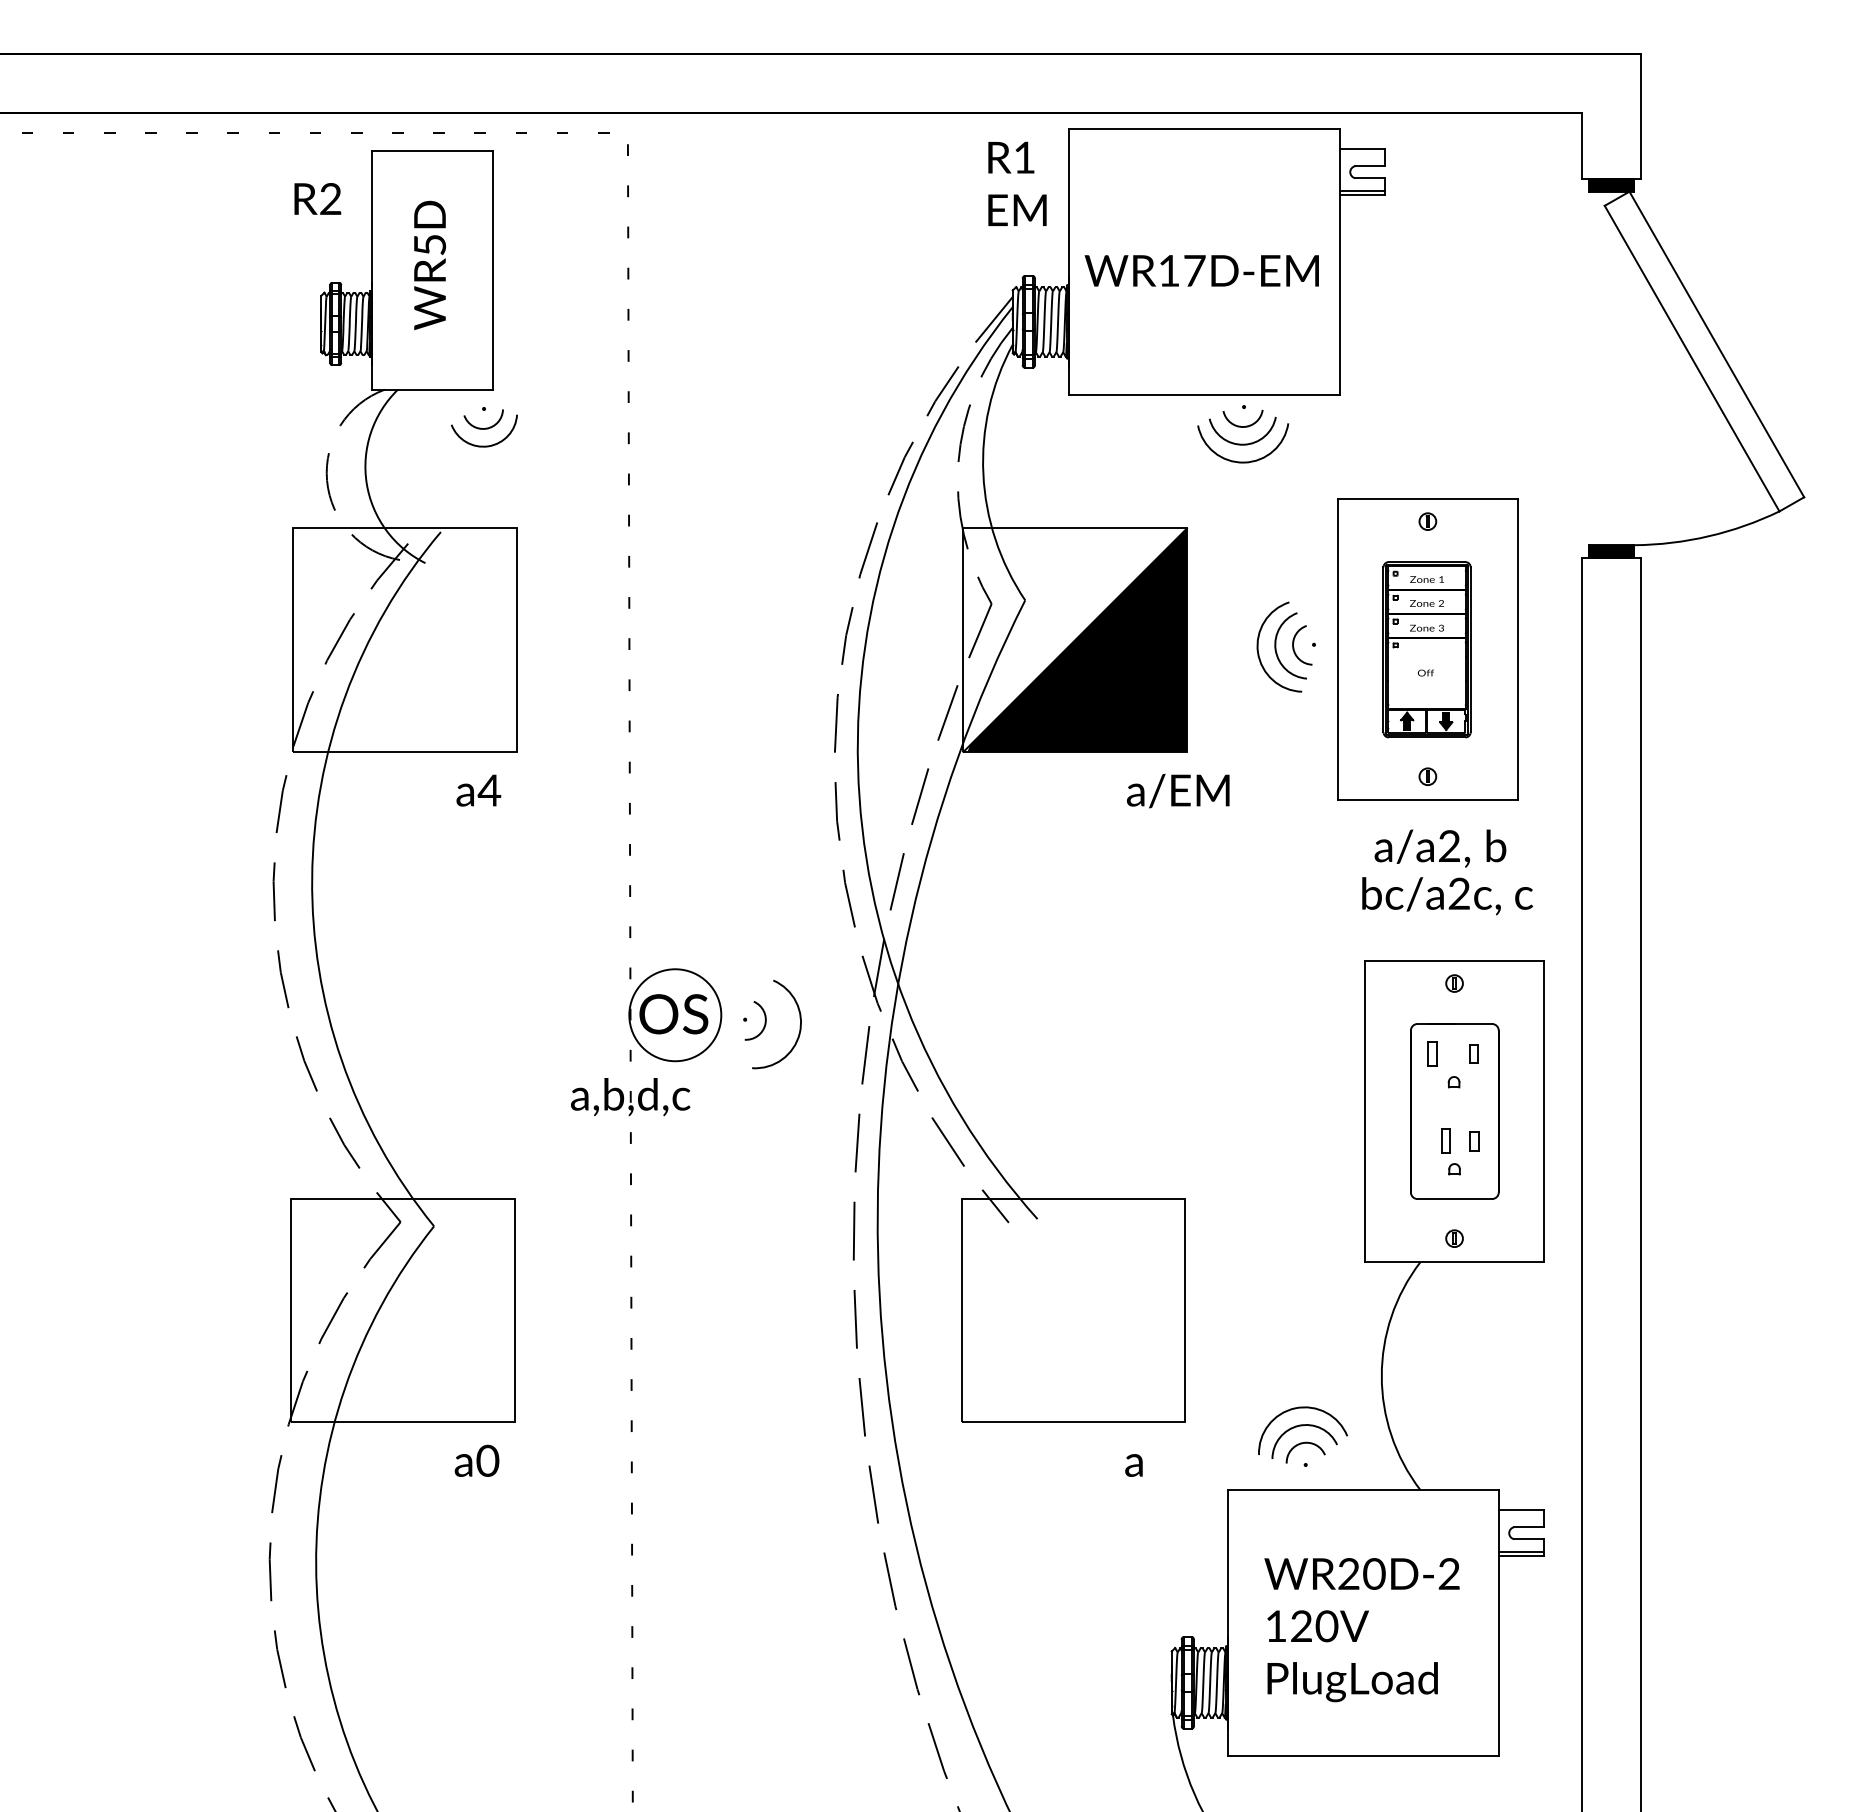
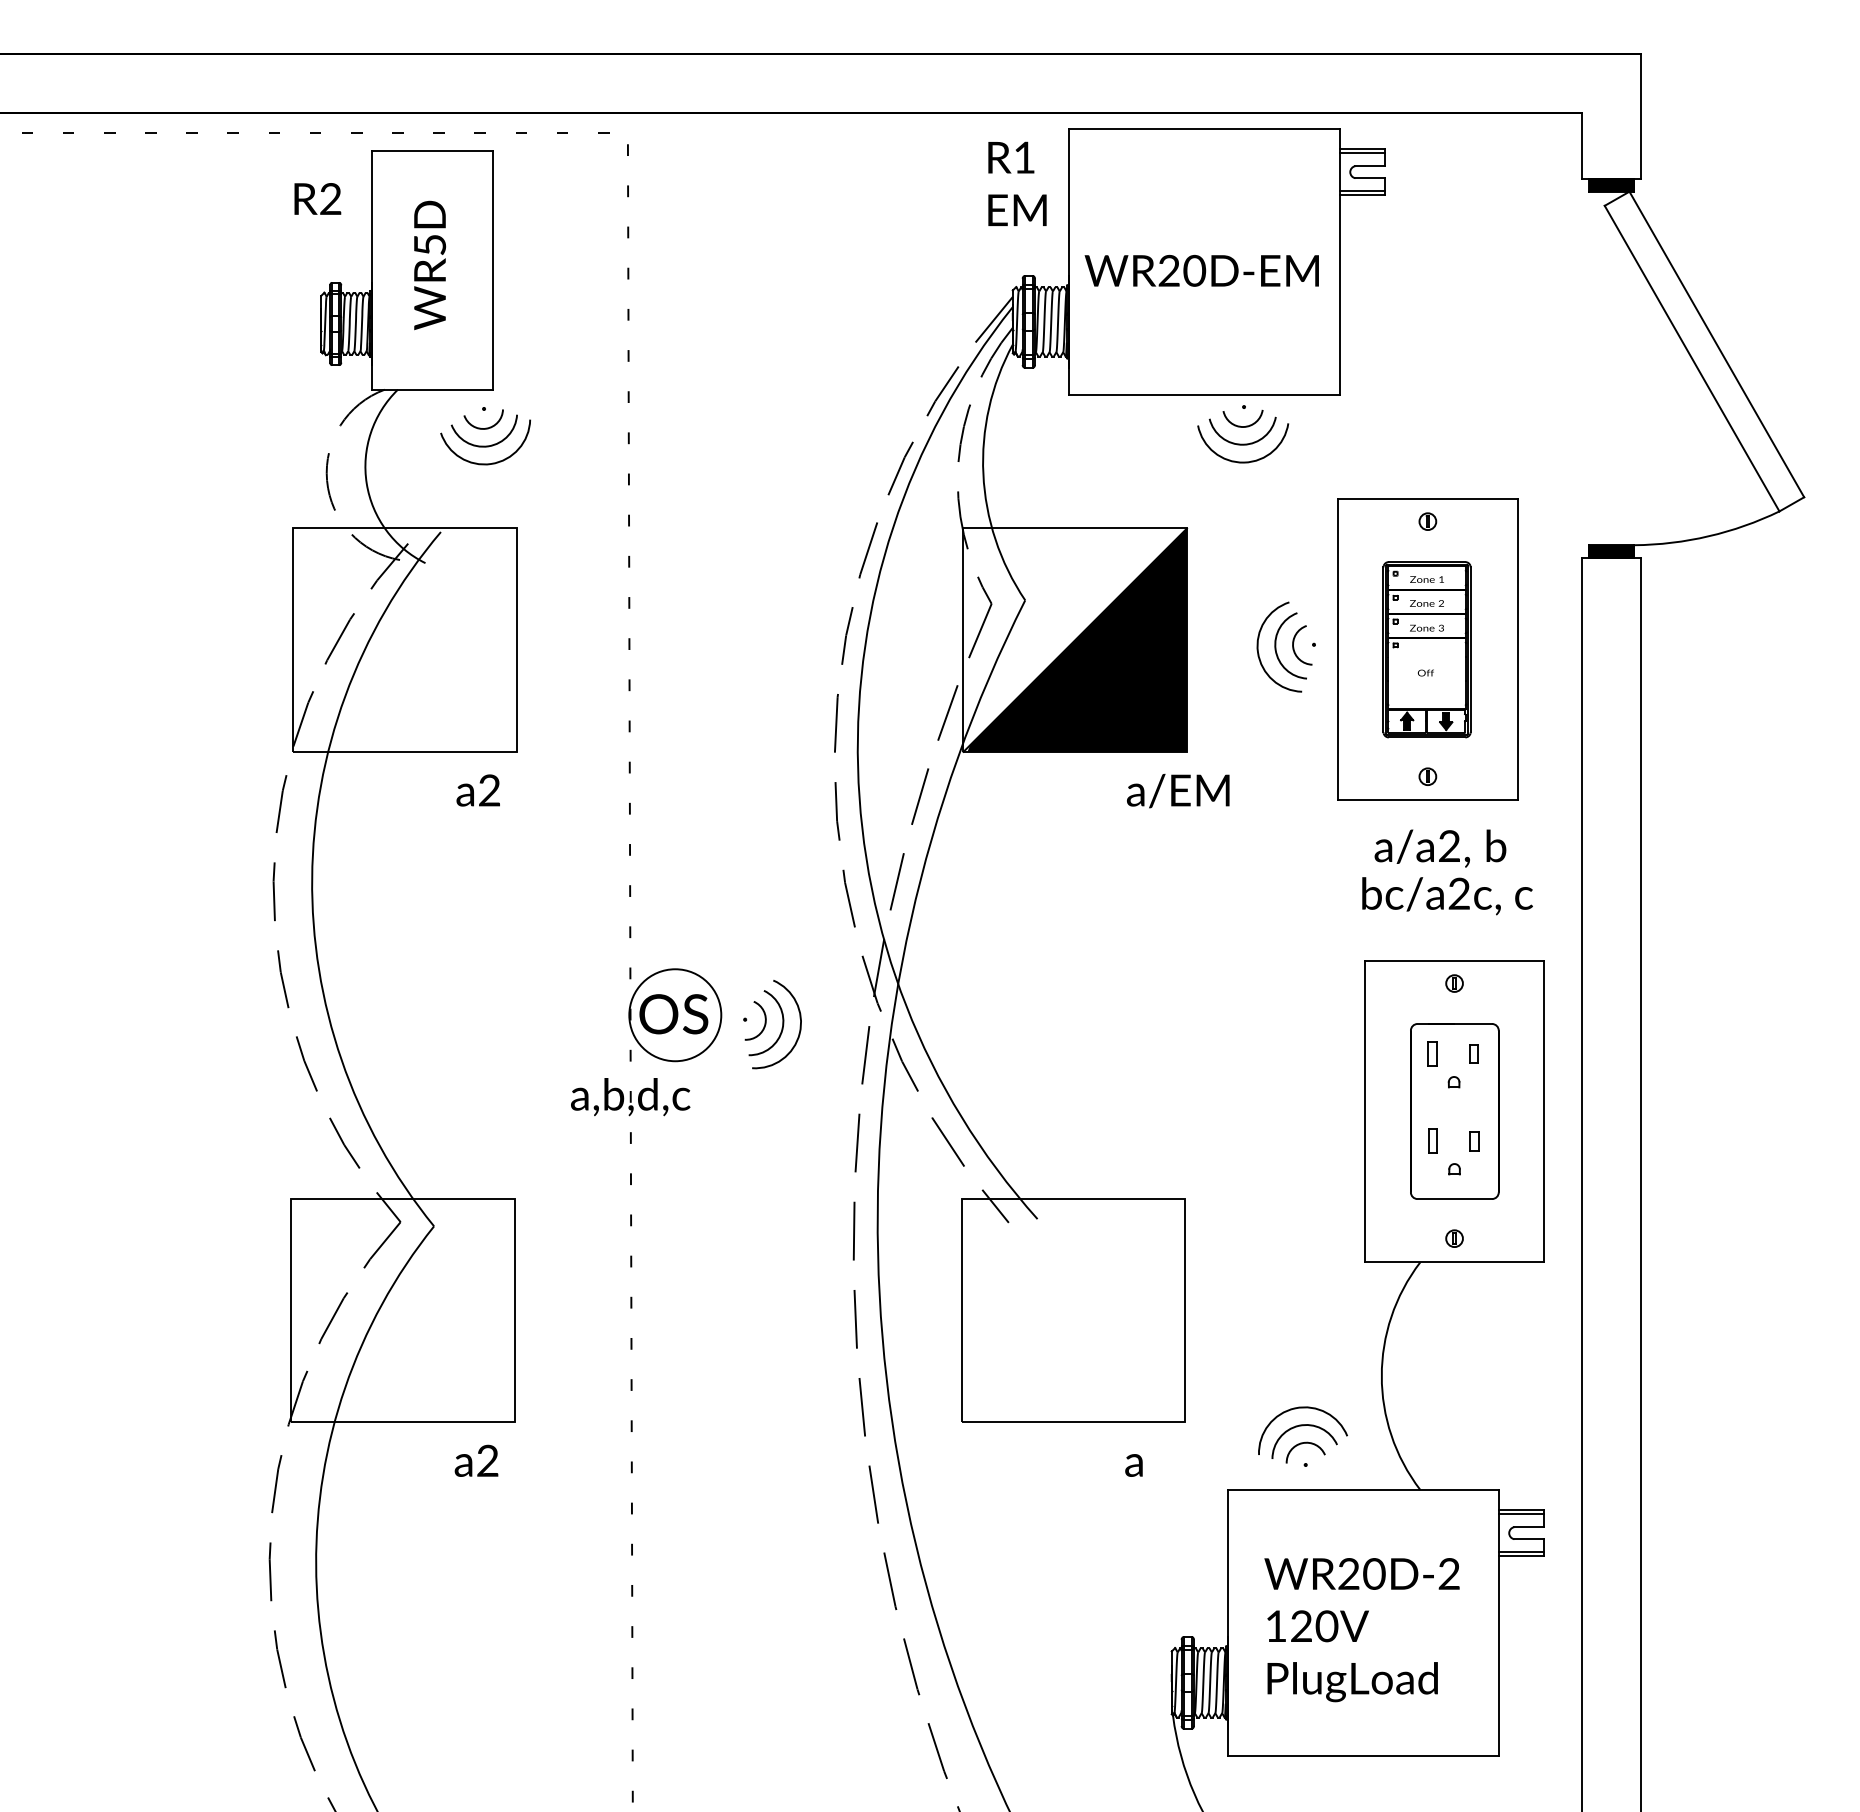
line: none -> present (1362, 153)
text: WR17D-EM -> WR20D-EM (1182, 270)
arc: none -> present (485, 463)
text: a4 -> a2 (489, 790)
arc: none -> present (781, 1027)
part position: (1445, 1140) -> (1432, 1140) (1432, 1140)
text: a0 -> a2 (487, 1460)
line: none -> present (1520, 1514)
